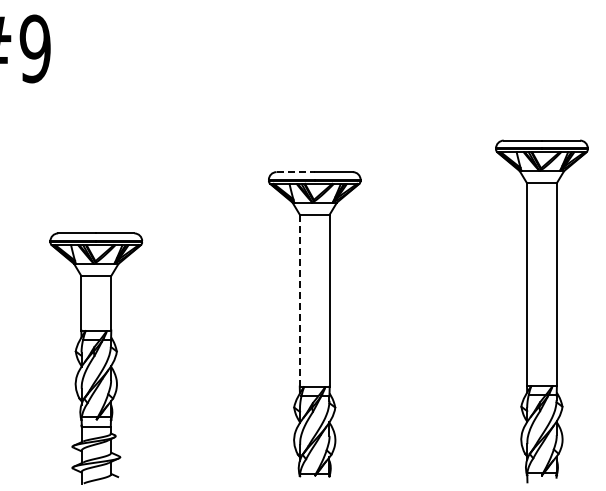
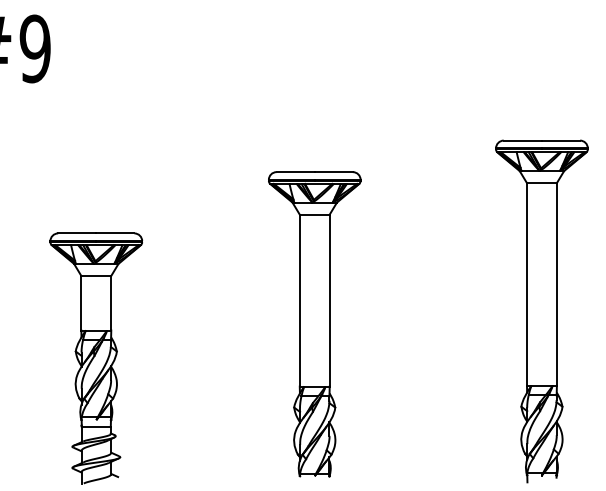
line: dashed -> solid (296, 172)
line: dashed -> solid (299, 300)
